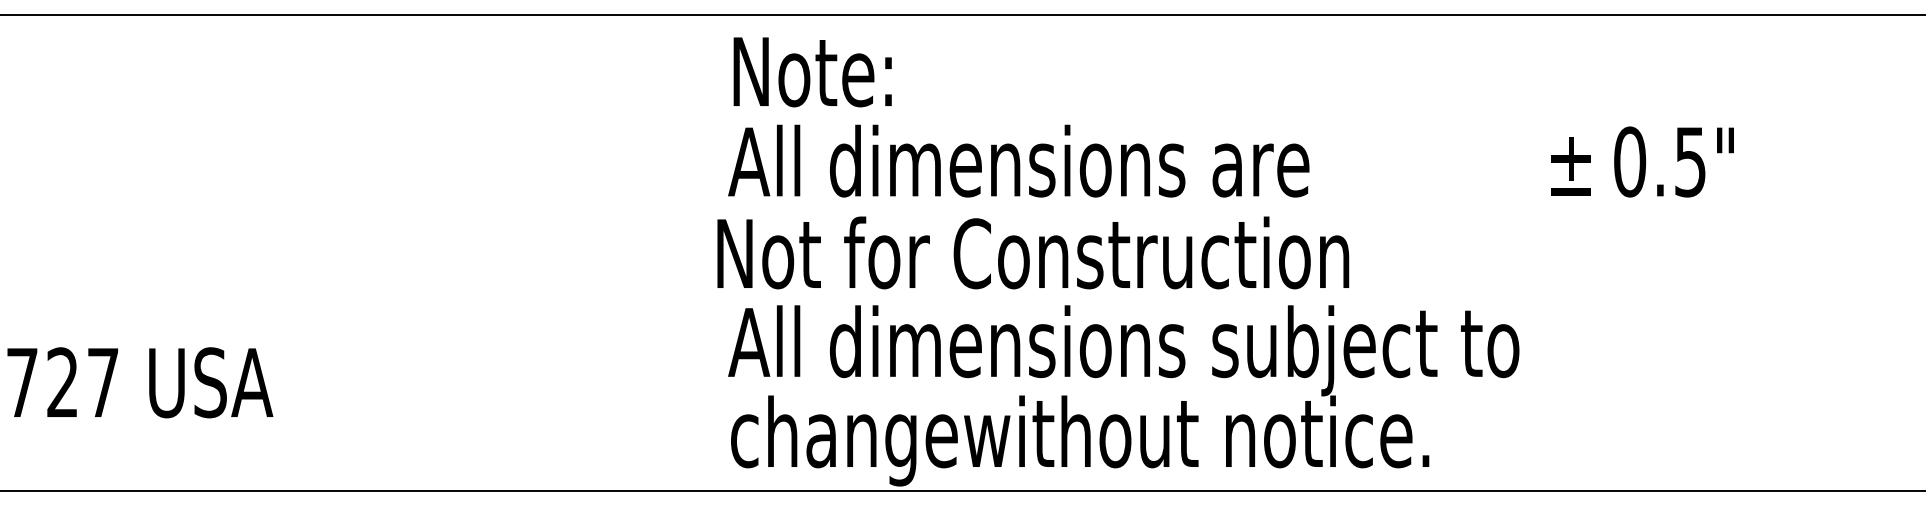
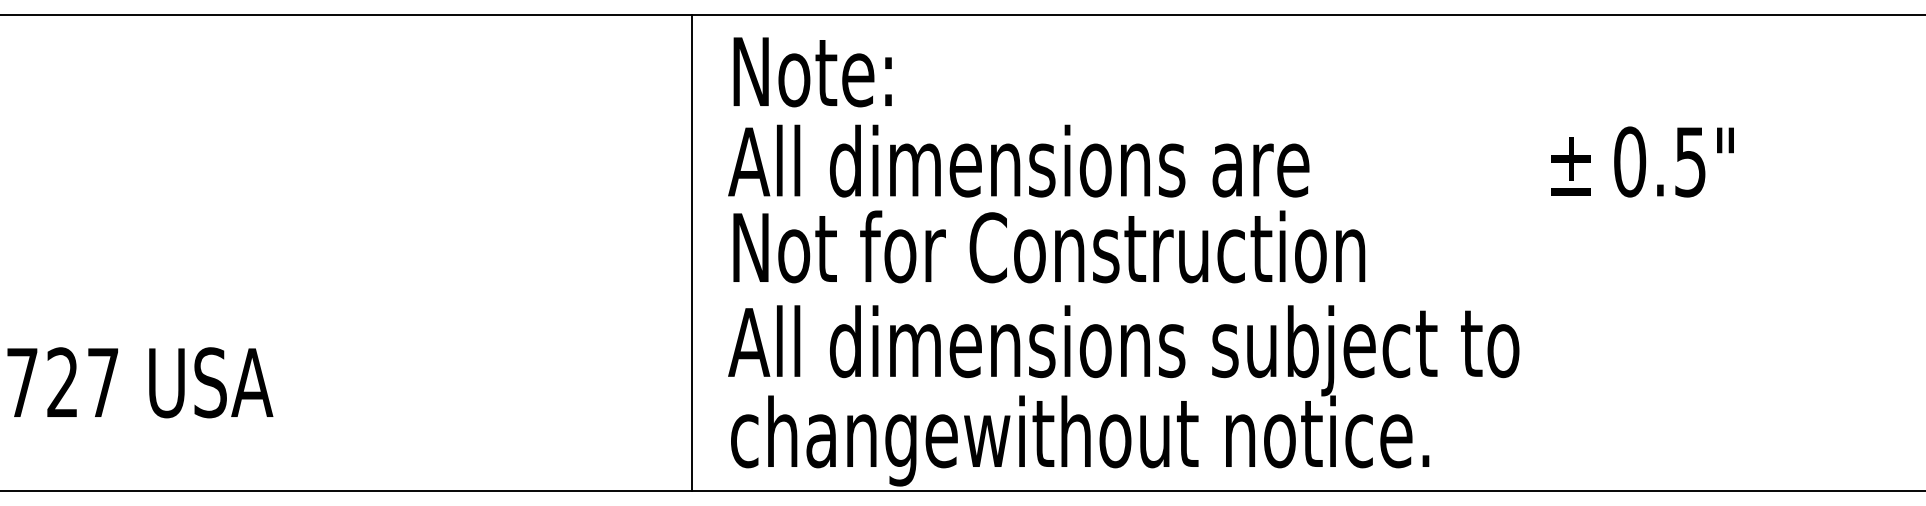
line: none -> present (691, 252)
text position: (1033, 252) -> (1049, 246) (1049, 246)
